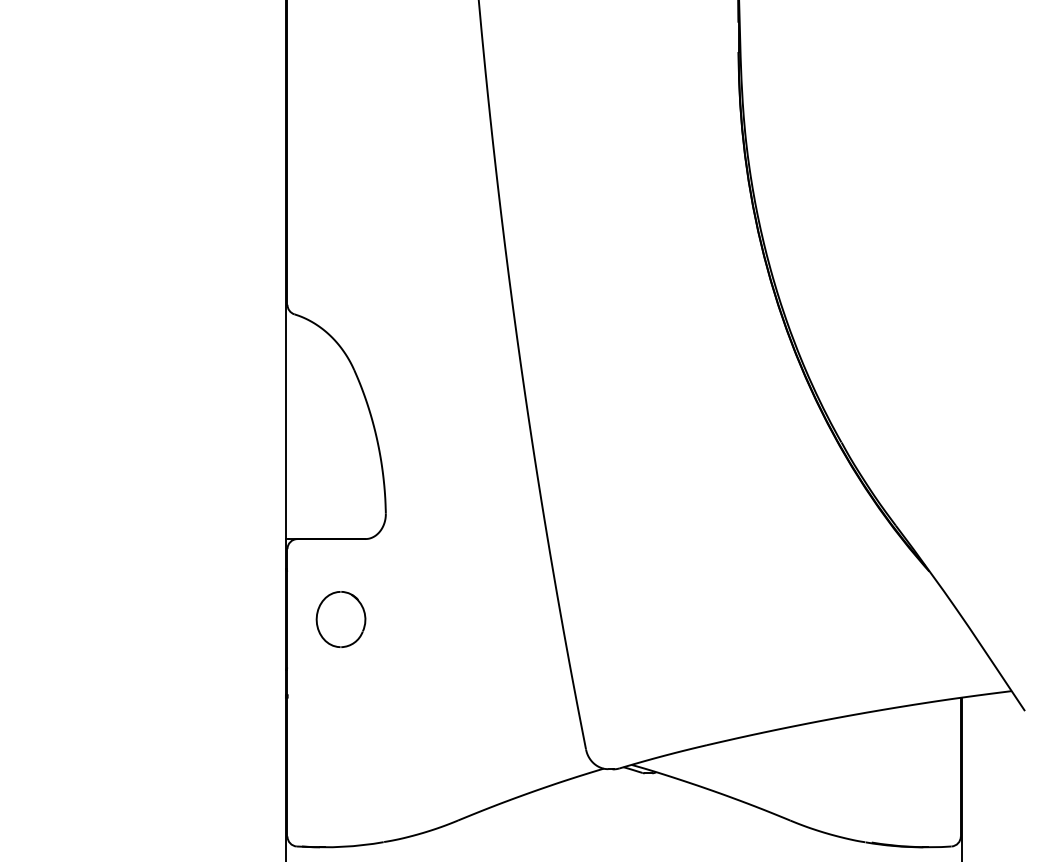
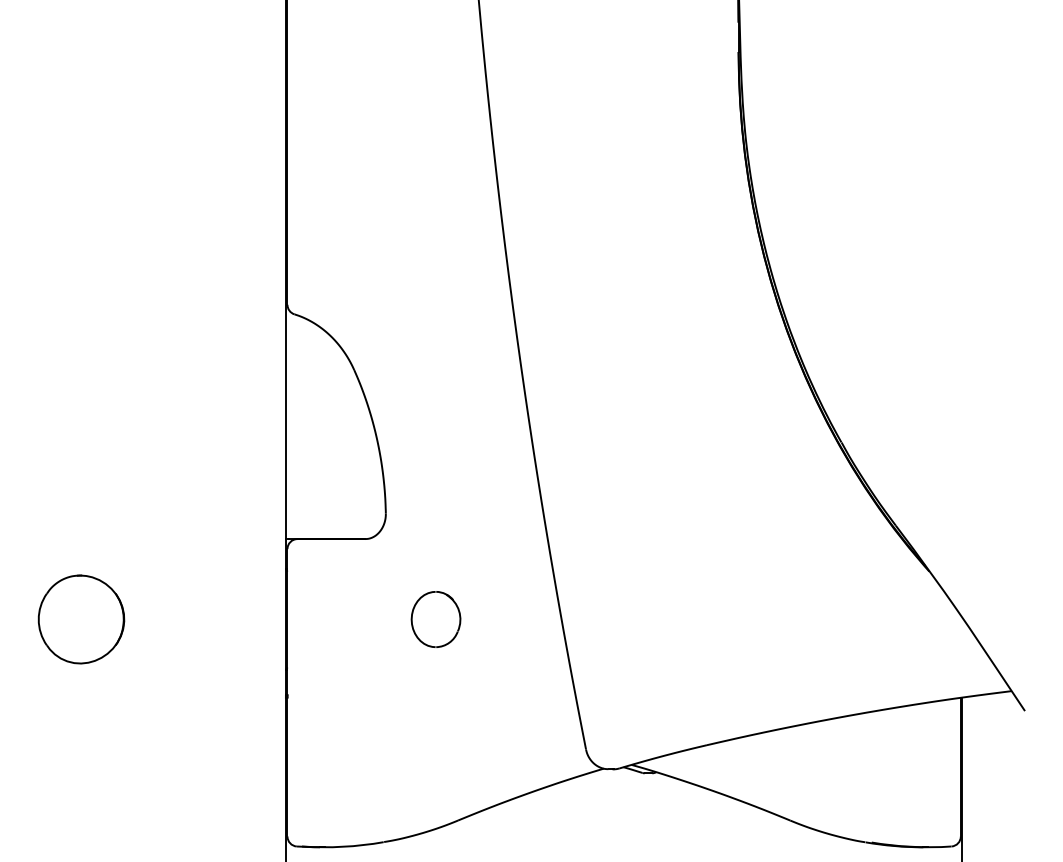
part: none -> present (81, 619)
part position: (340, 619) -> (435, 619) (435, 619)
